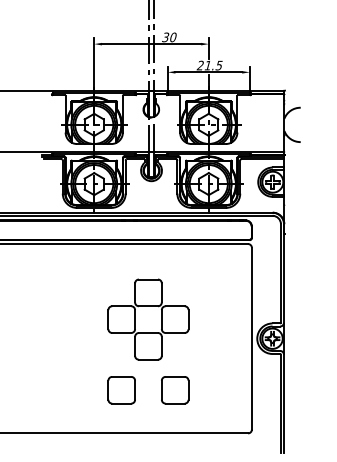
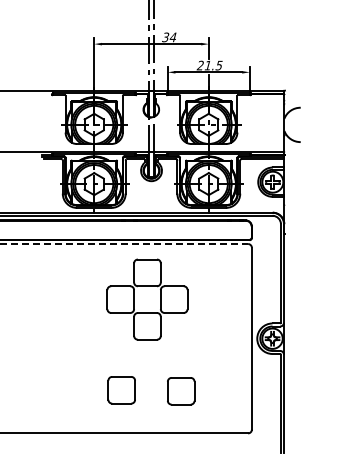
text: 30 -> 34 (172, 37)
line: solid -> dashed (124, 244)
part position: (148, 319) -> (147, 299) (147, 299)
part position: (175, 390) -> (181, 391) (181, 391)
